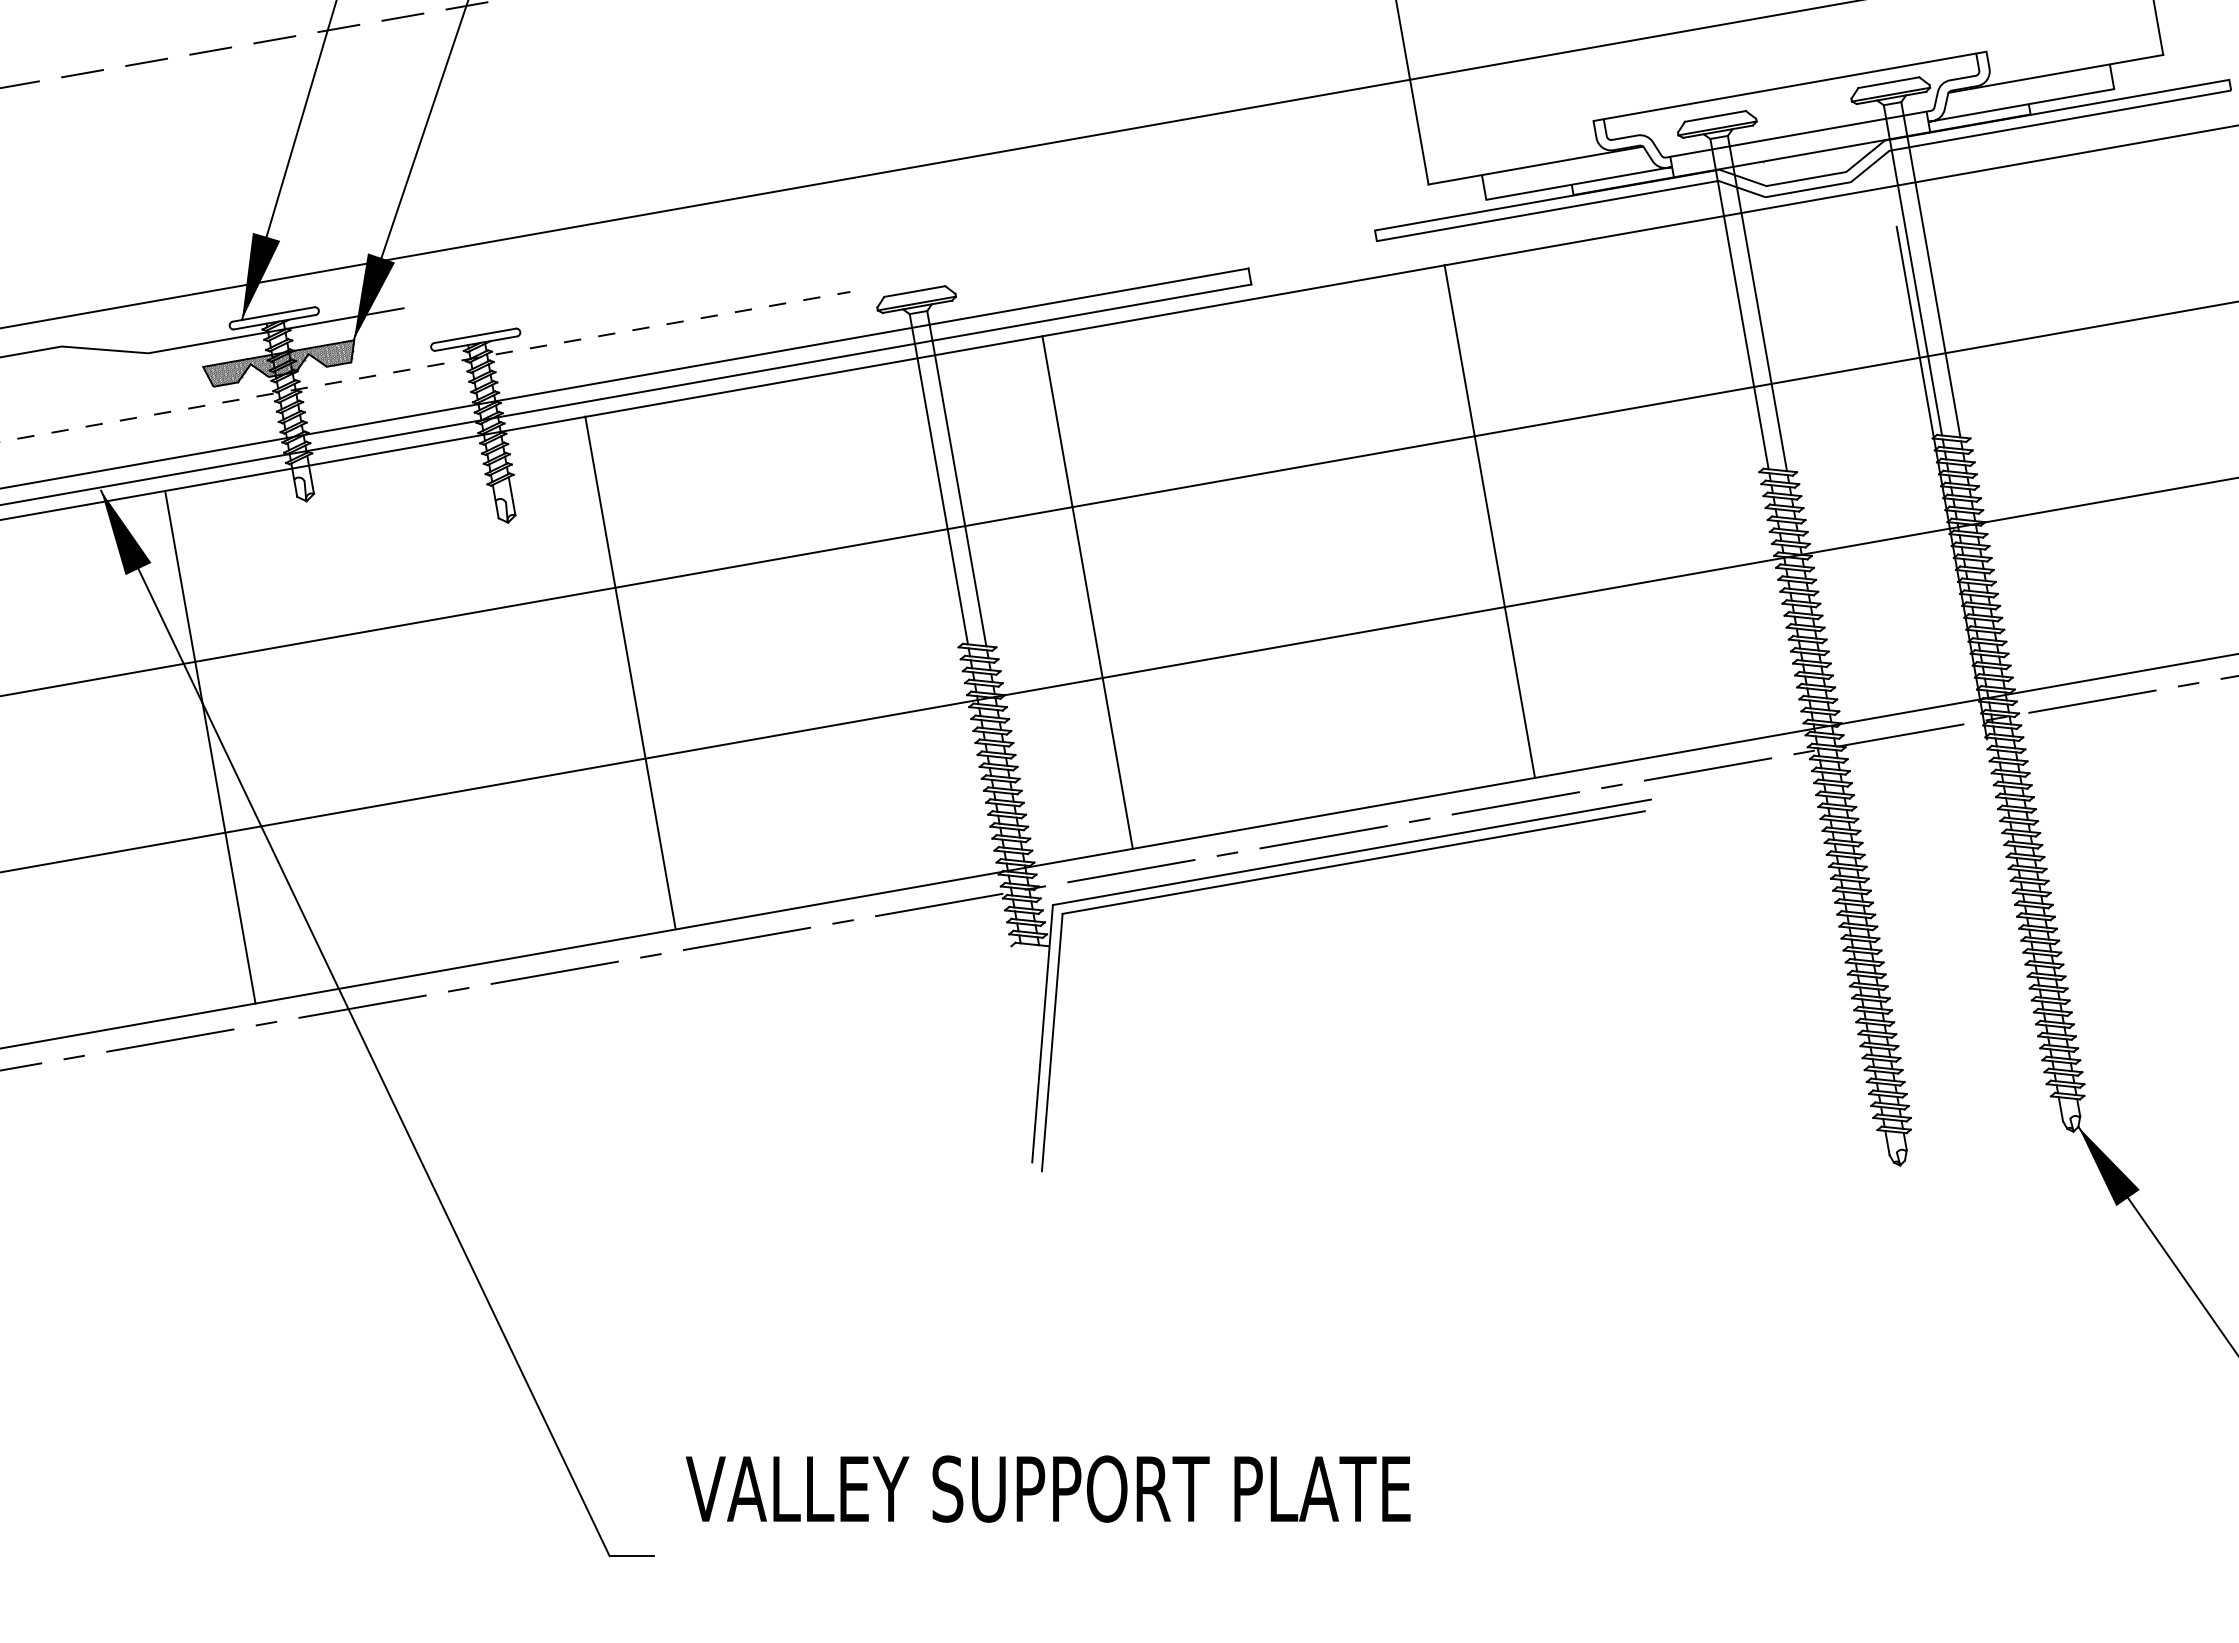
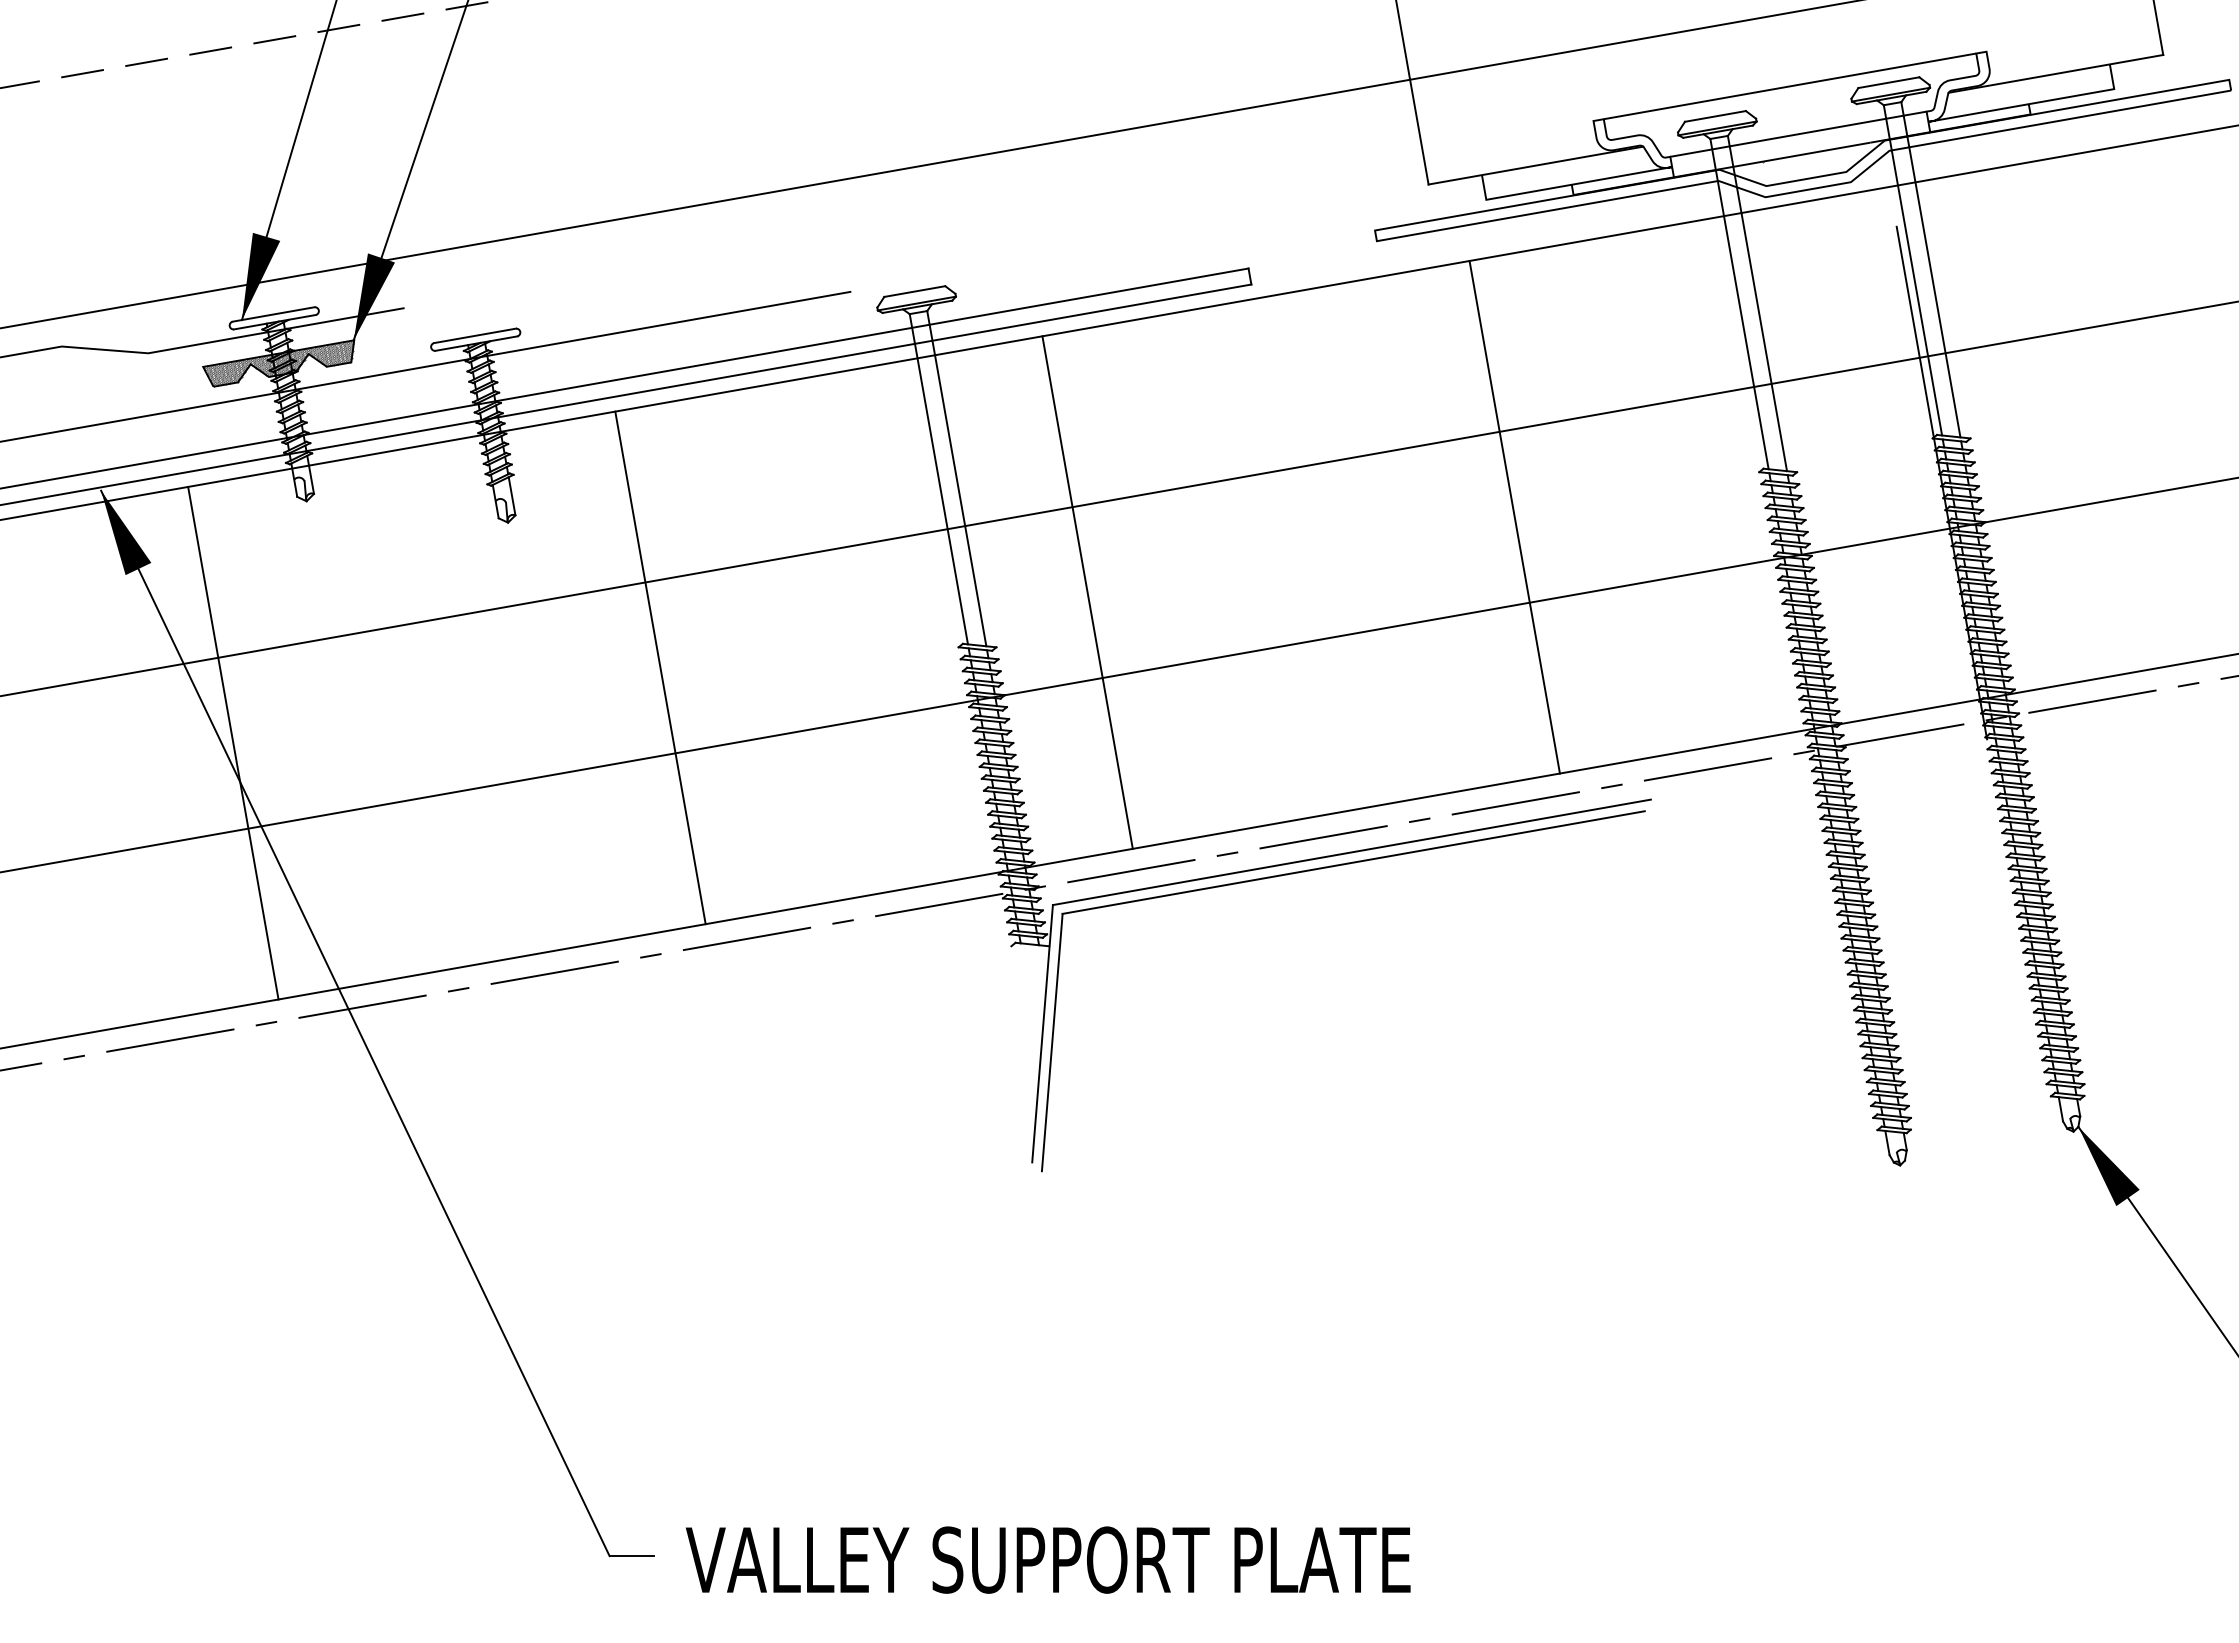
line: dashed -> solid (426, 366)
line position: (1489, 520) -> (1514, 516) (1514, 516)
line position: (630, 672) -> (660, 667) (660, 667)
line position: (210, 746) -> (233, 742) (233, 742)
text position: (1048, 1488) -> (1048, 1559) (1048, 1559)
